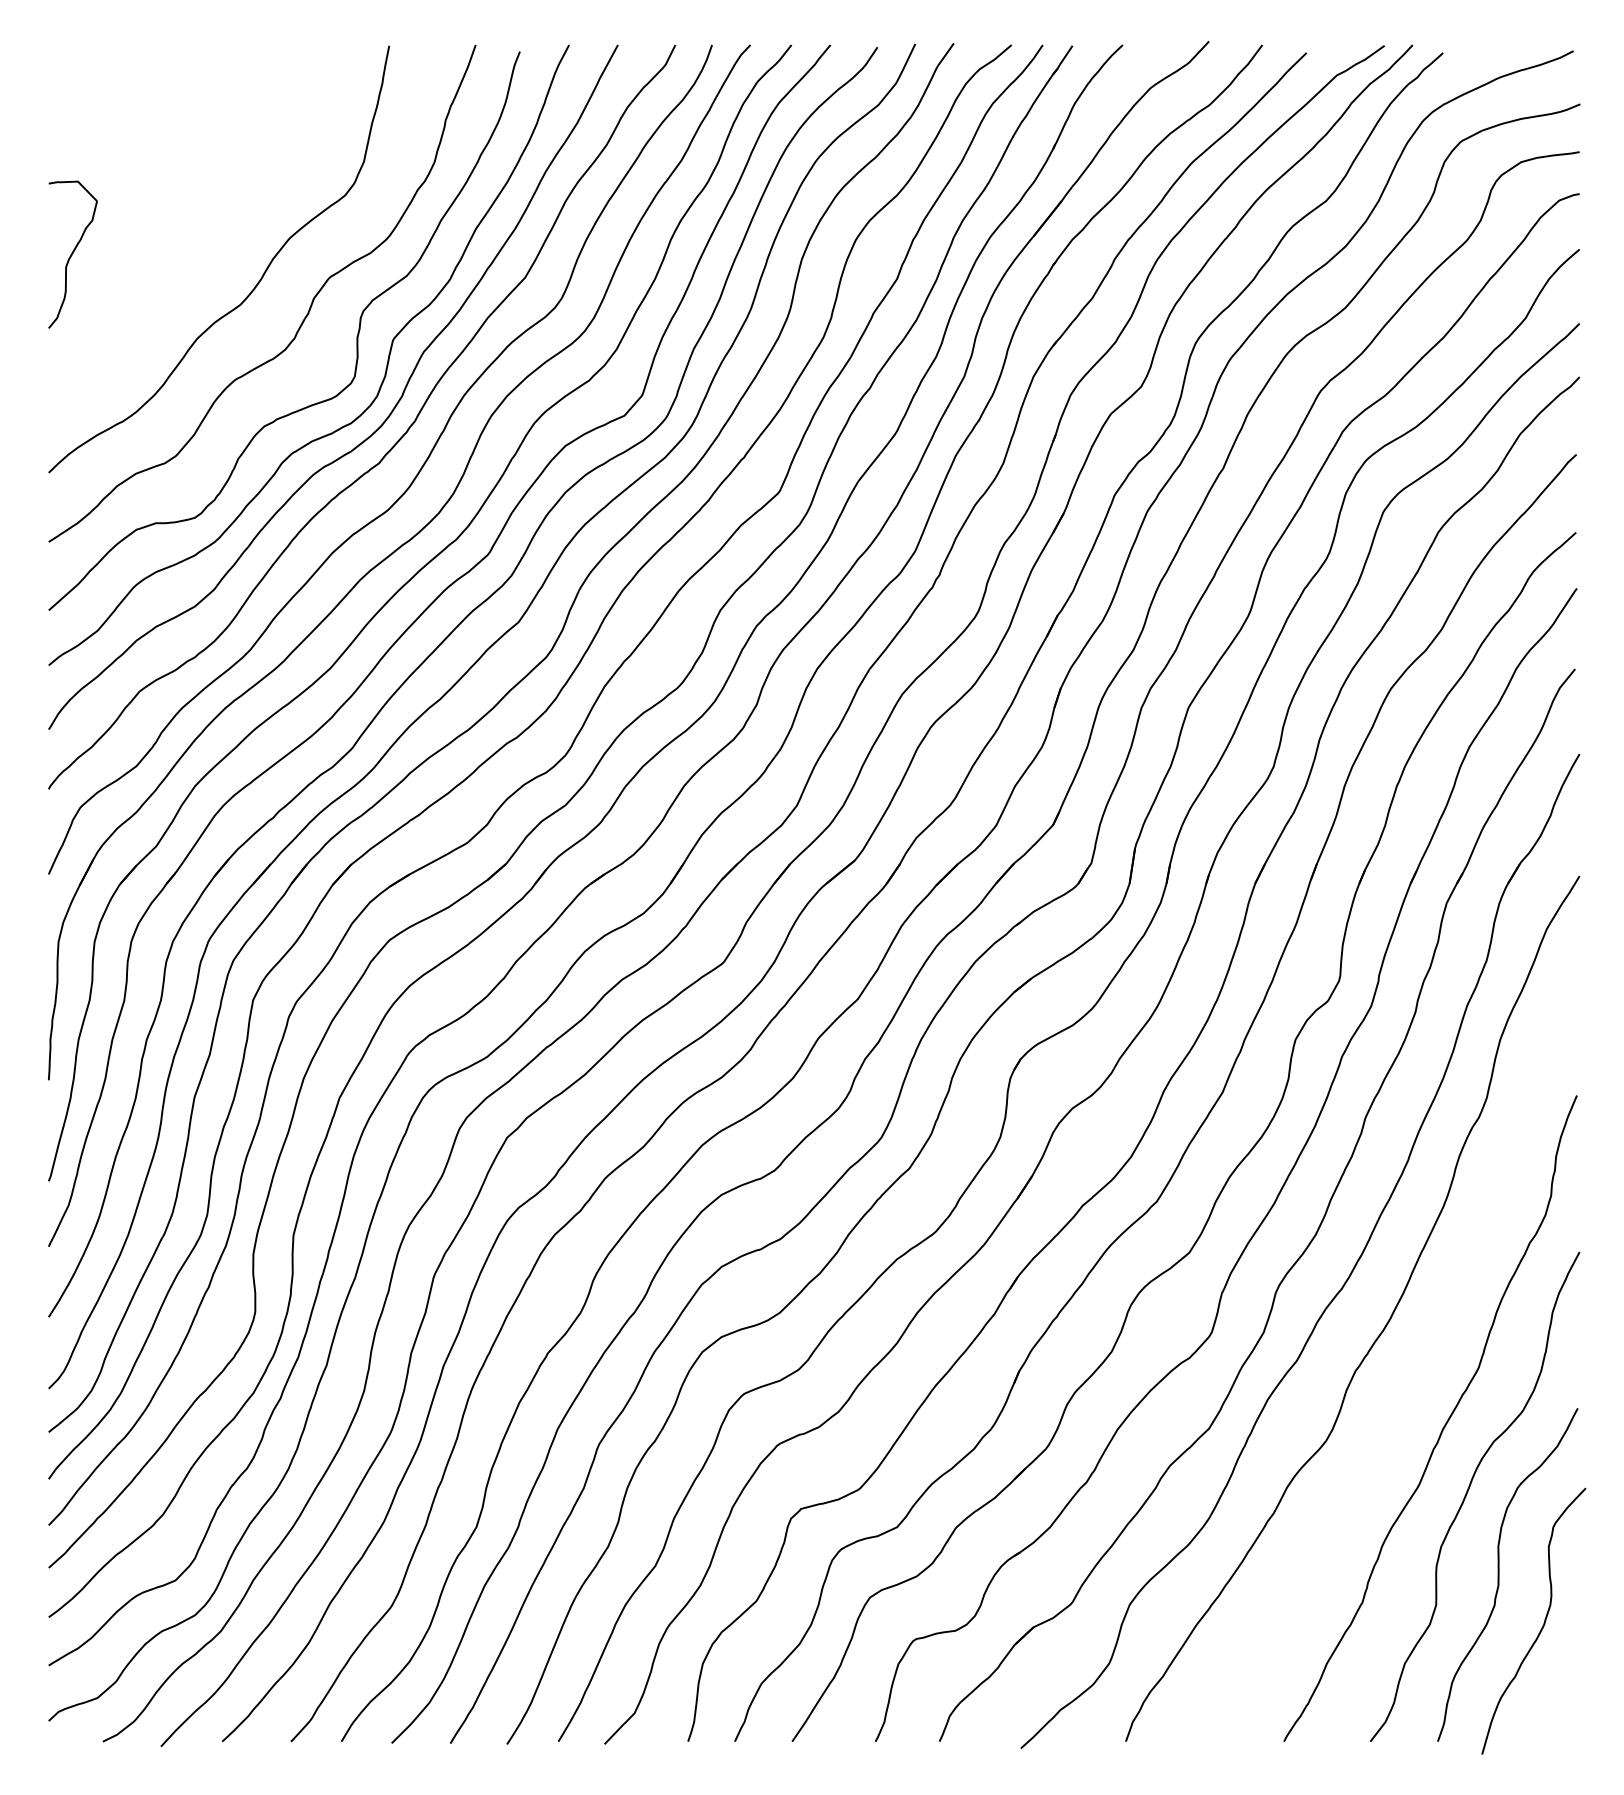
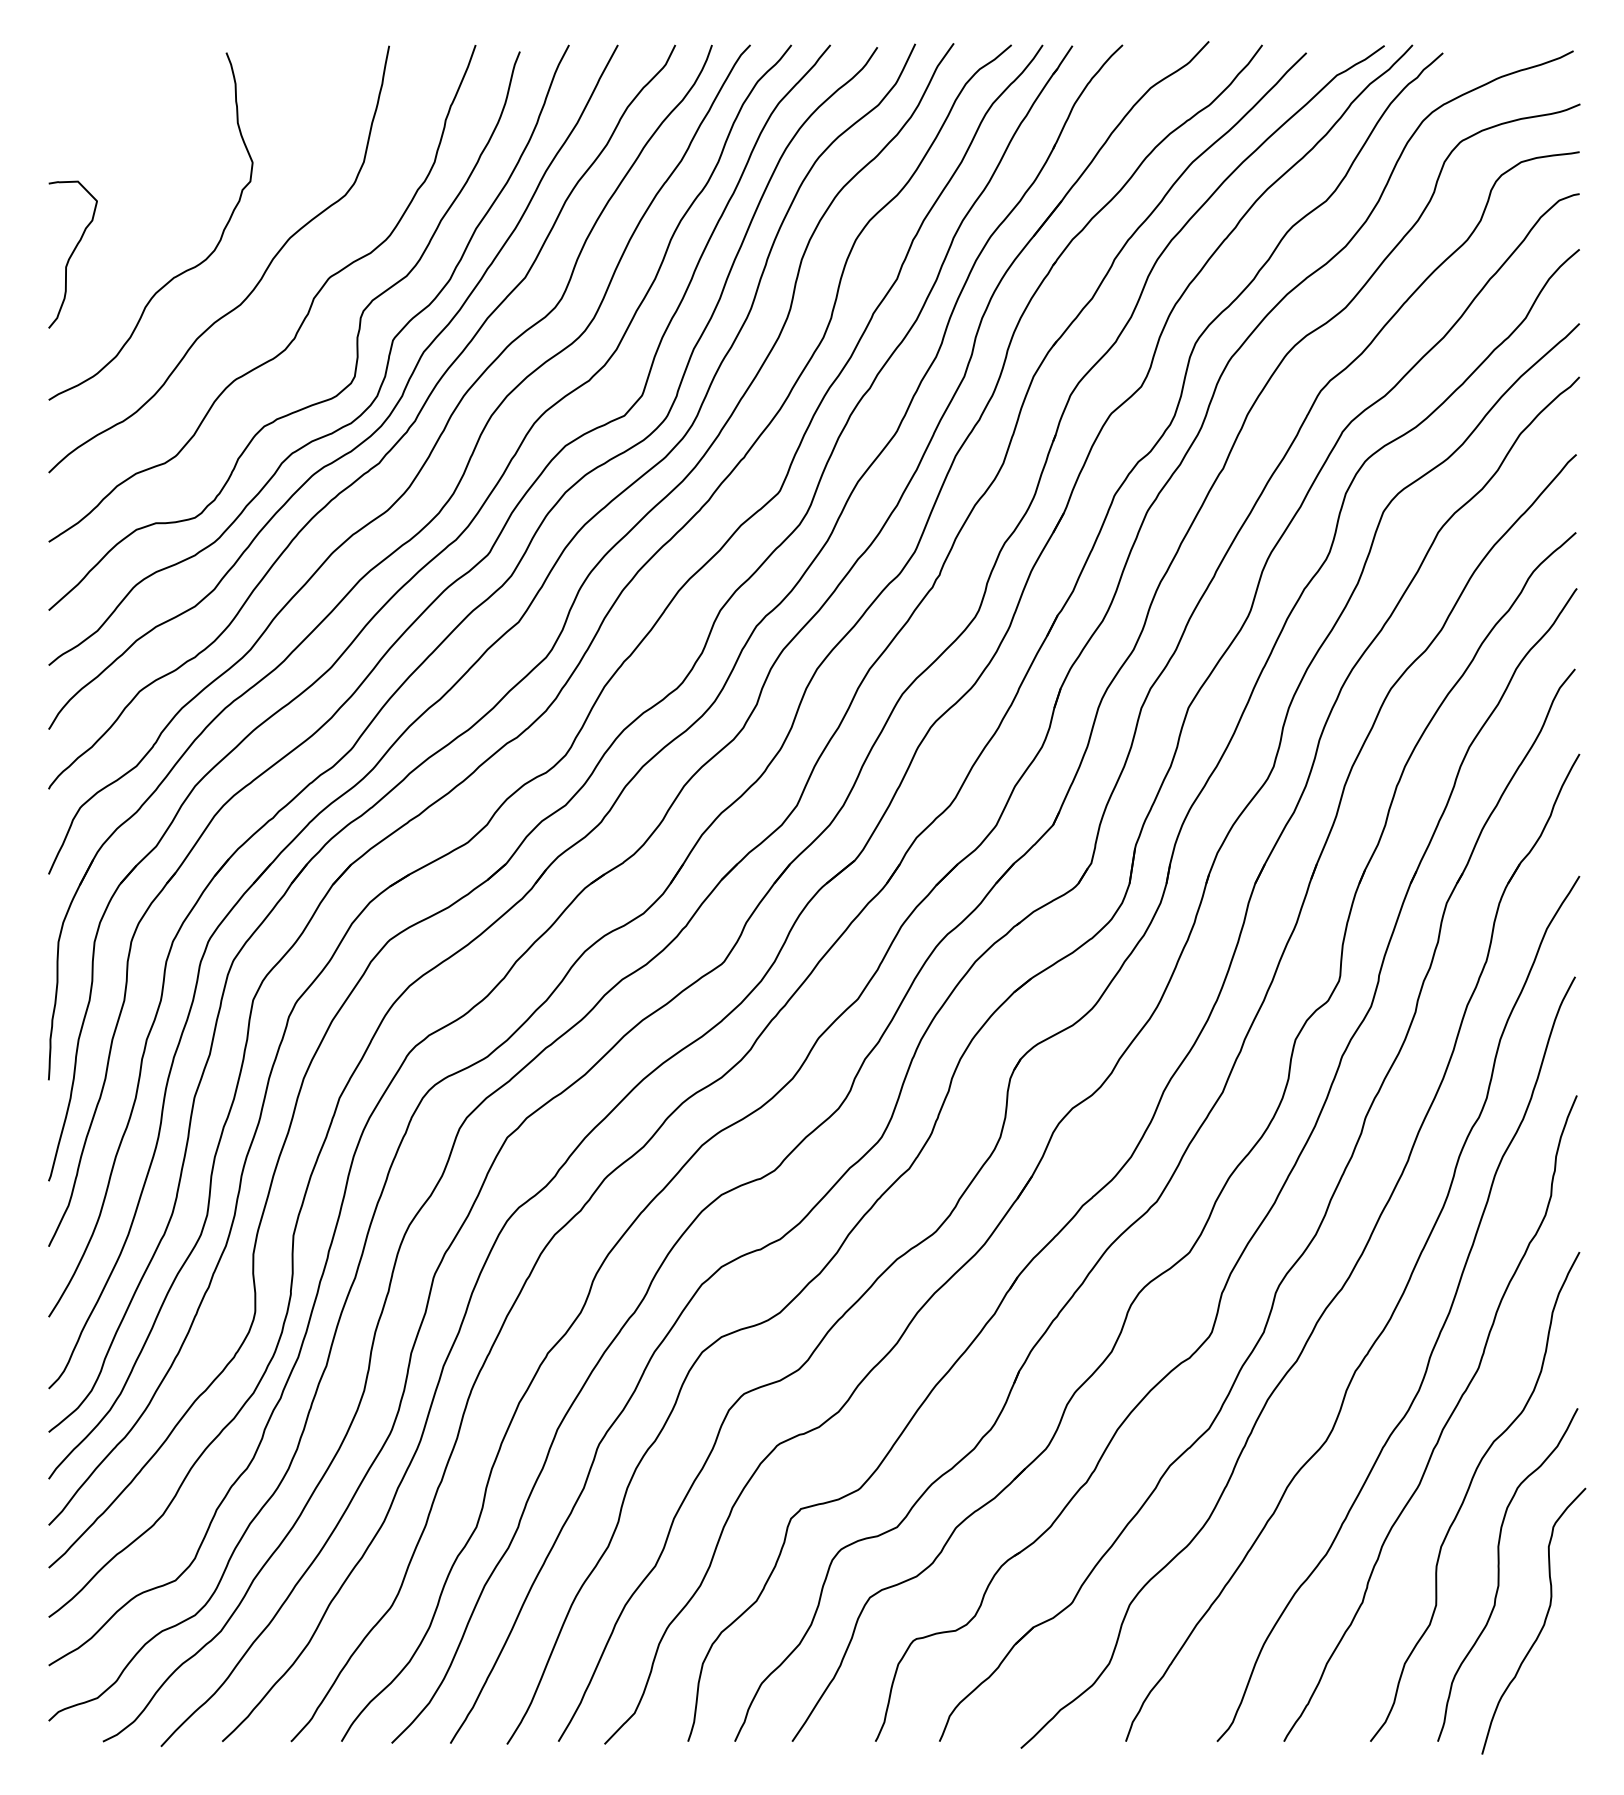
curve: none -> present (177, 274)
curve: none -> present (1426, 1365)
